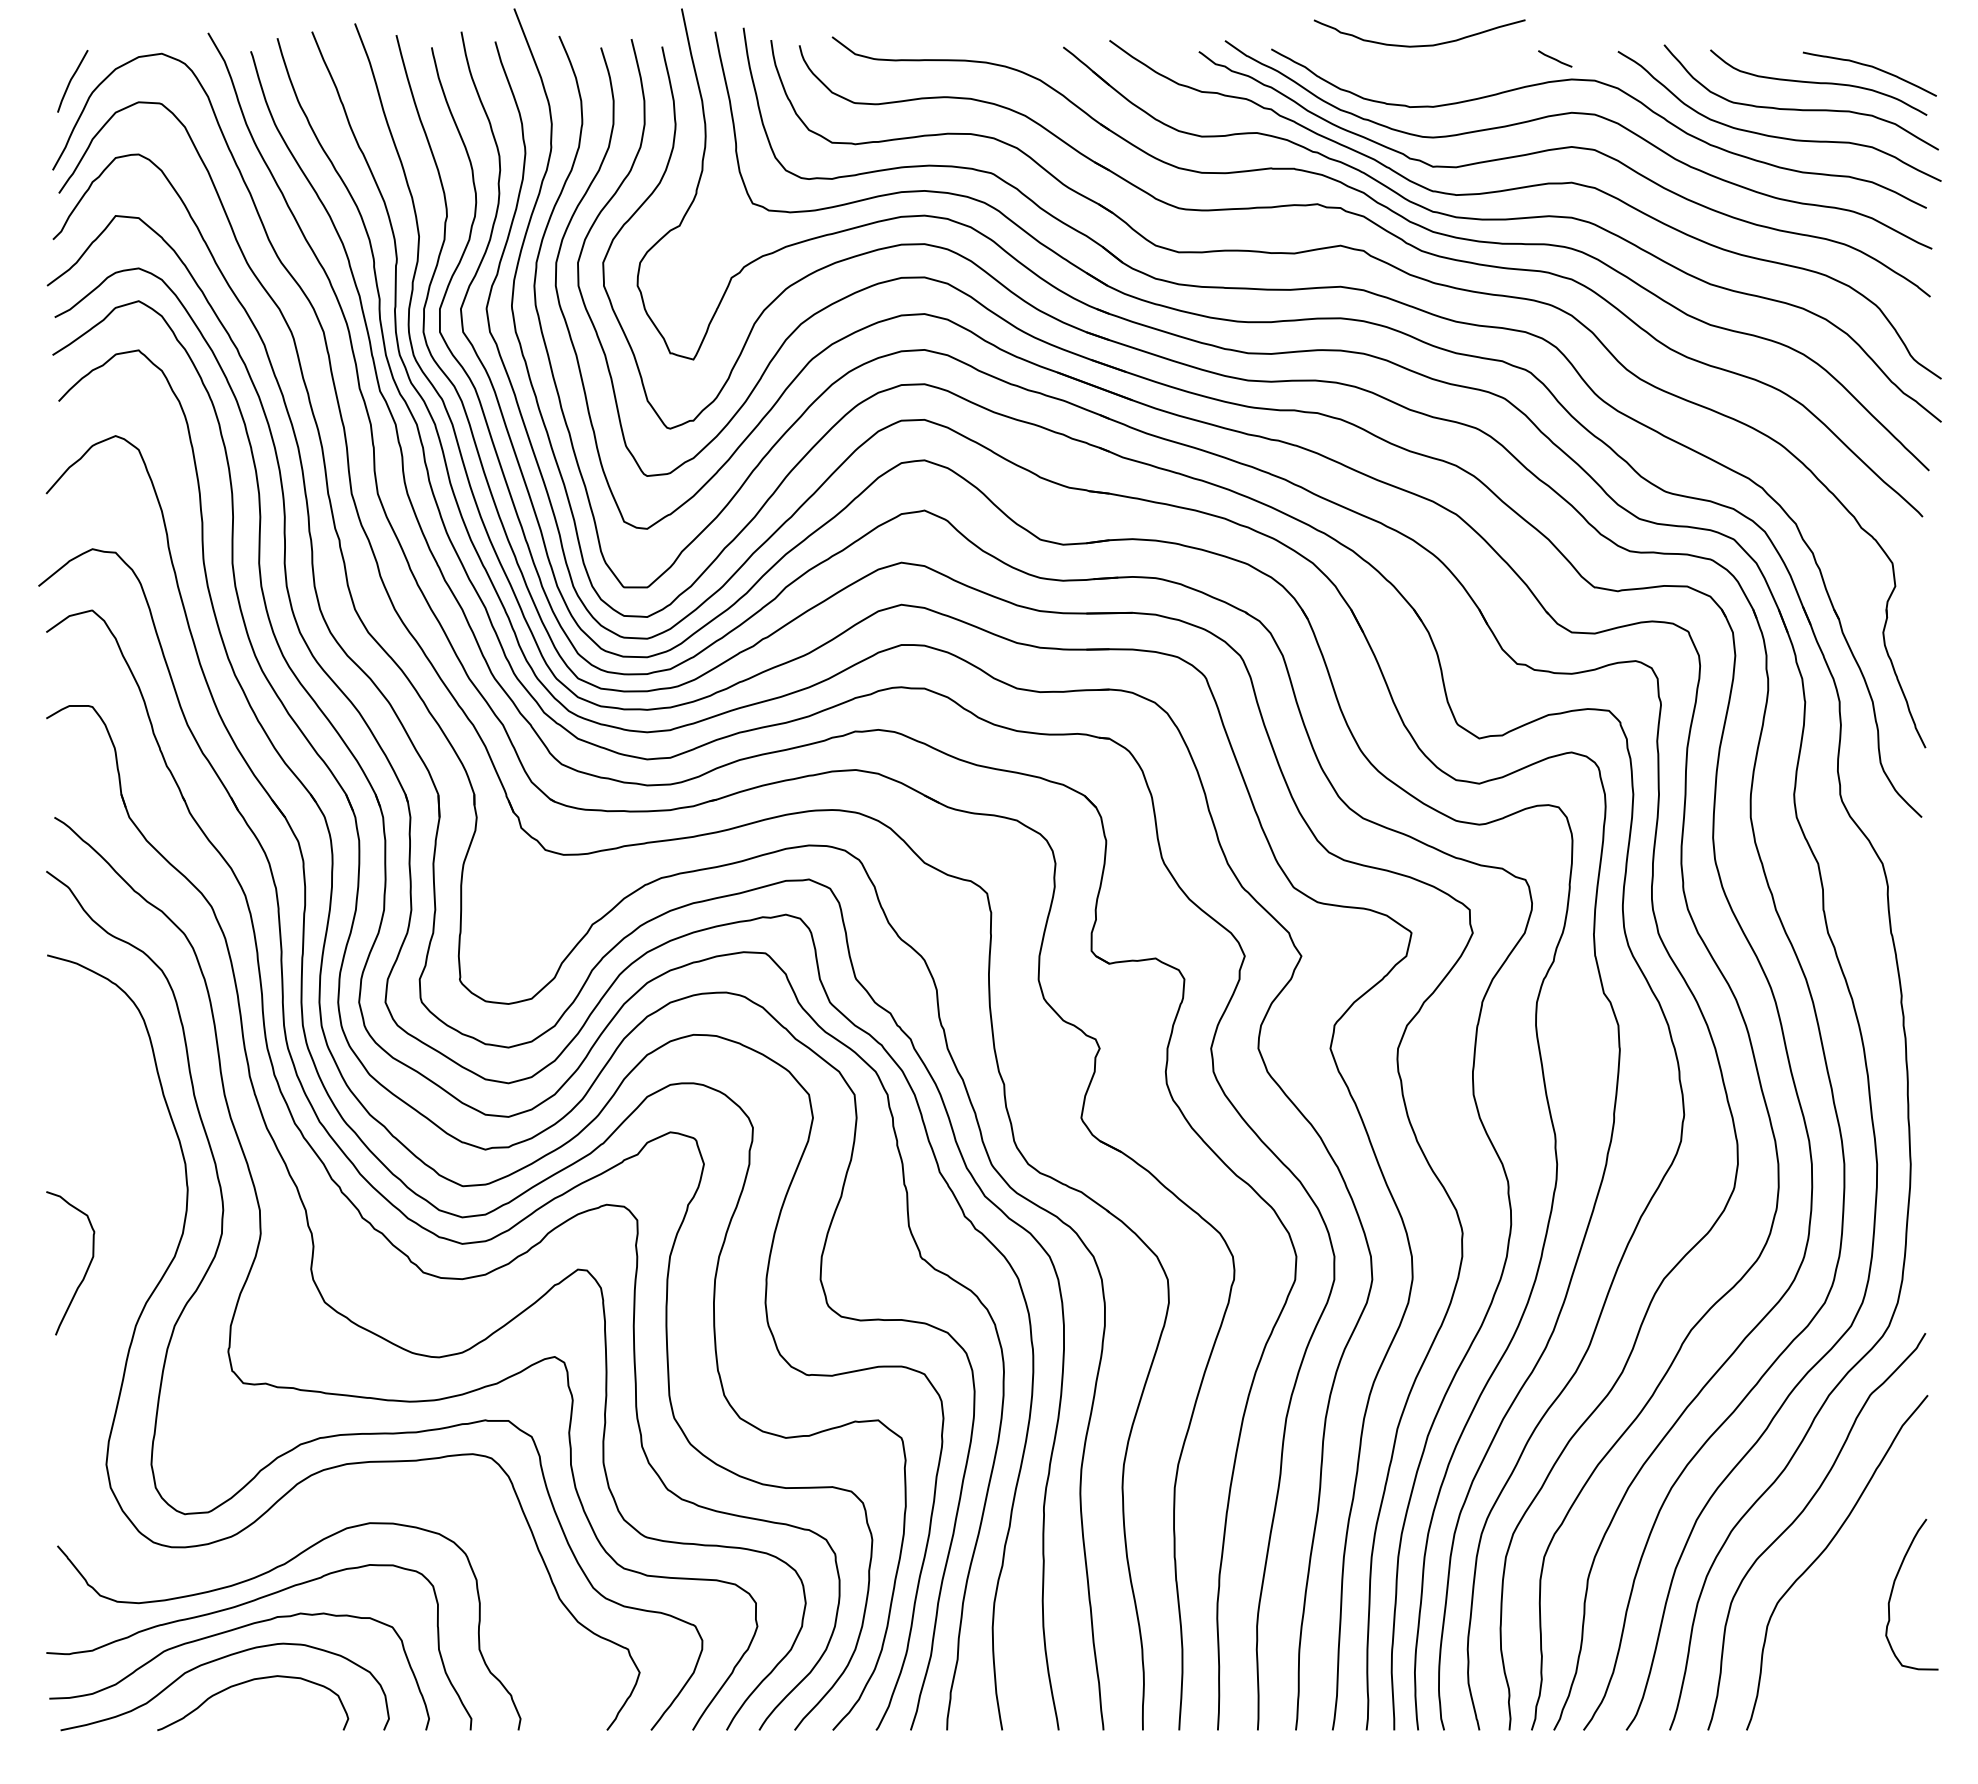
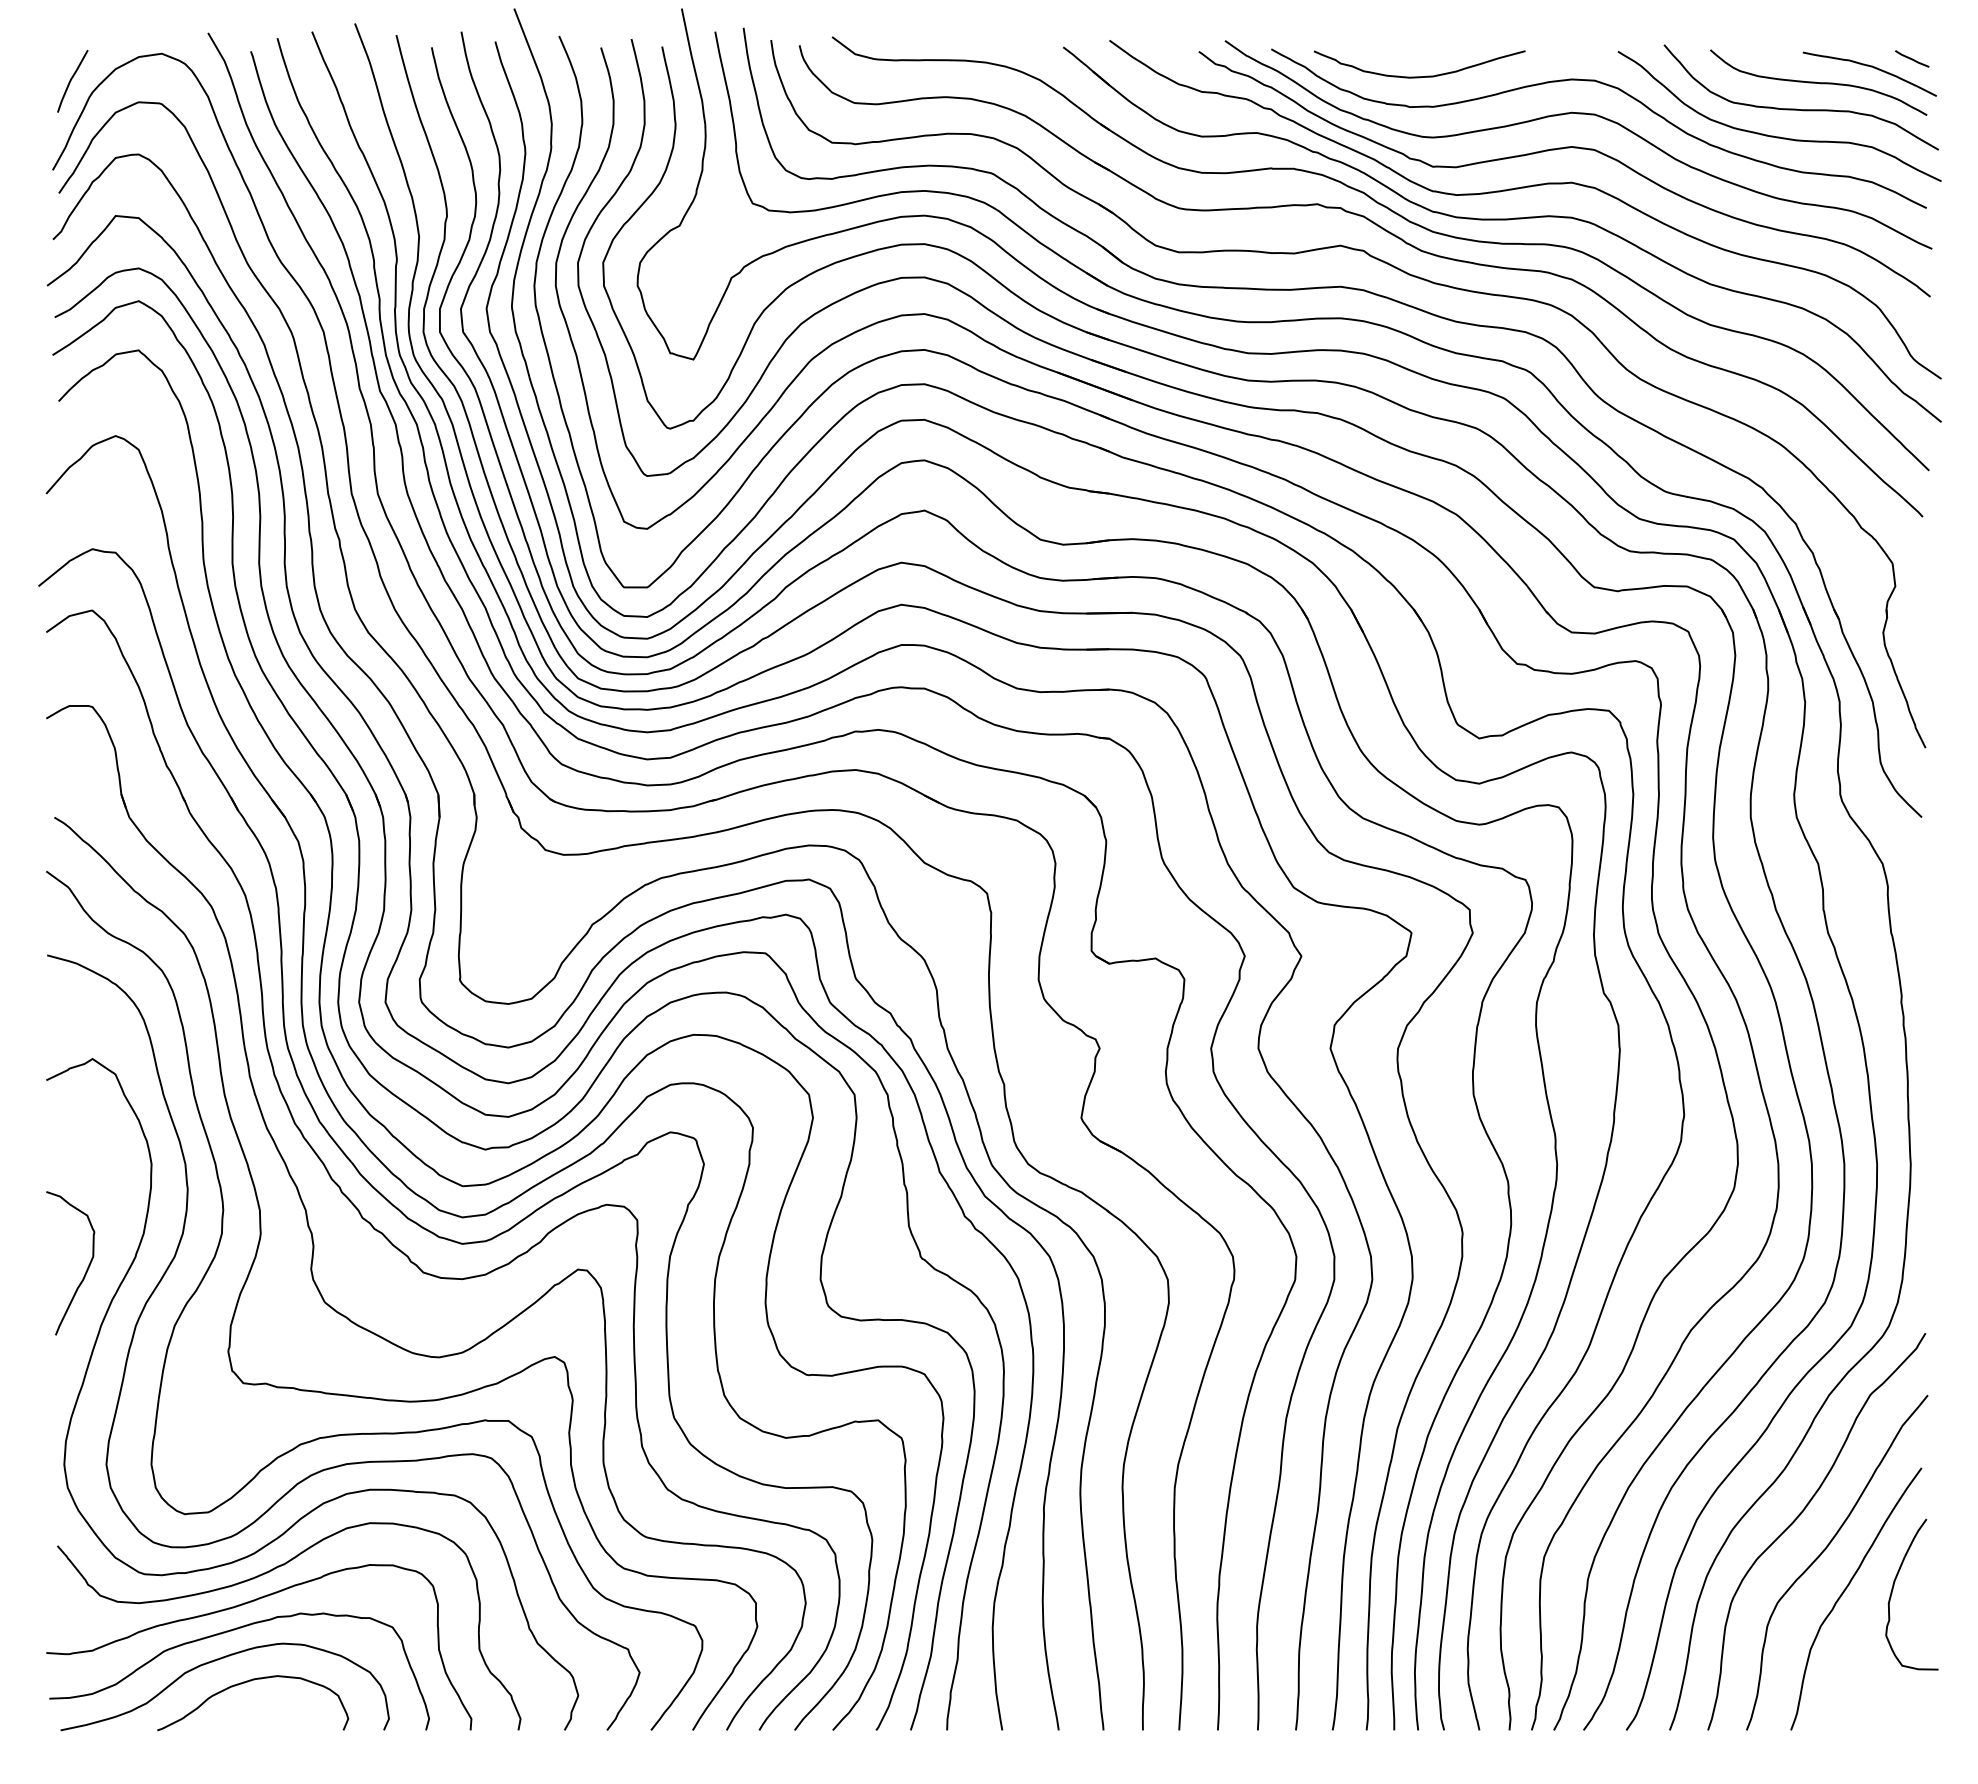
curve position: (1419, 45) -> (1419, 76) (1419, 76)
line position: (1555, 58) -> (1912, 58) (1912, 58)
curve: none -> present (344, 1493)
curve: none -> present (1844, 1592)
